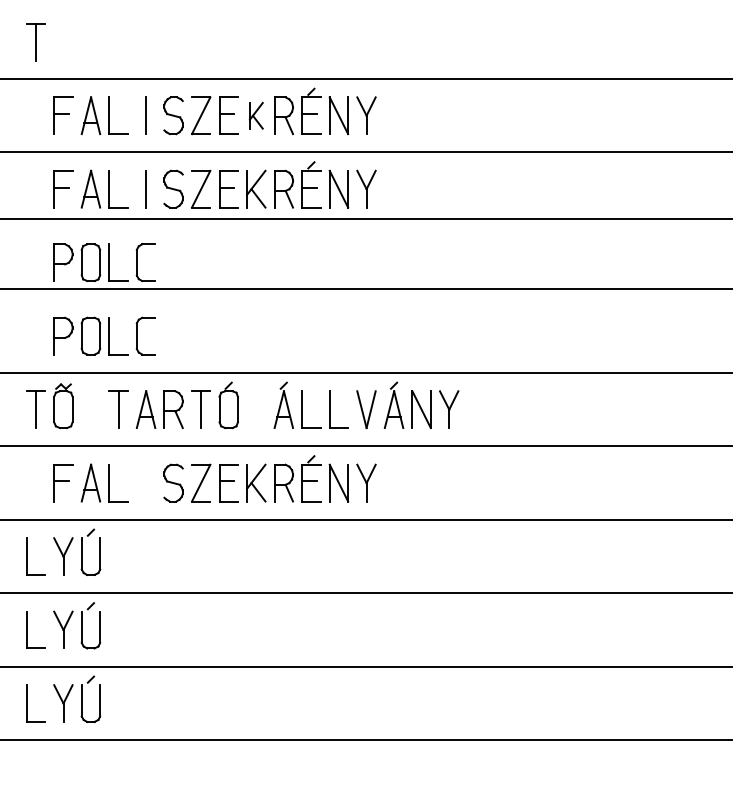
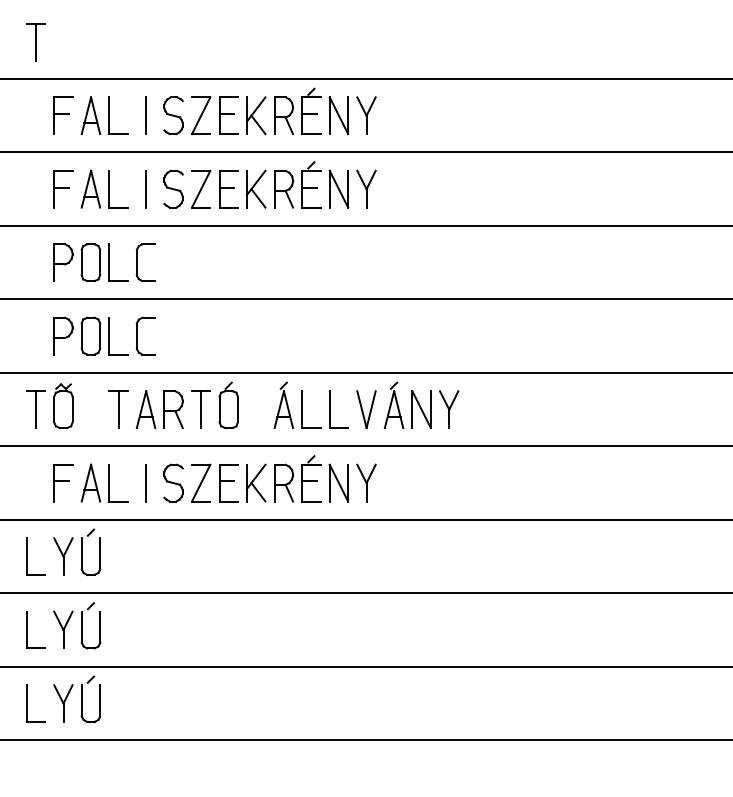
part size: 16x29 px -> 21x40 px (256, 115)
line position: (365, 218) -> (365, 225) (365, 225)
line position: (365, 289) -> (365, 299) (365, 299)
line: none -> present (146, 482)
